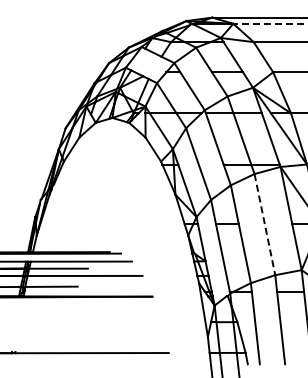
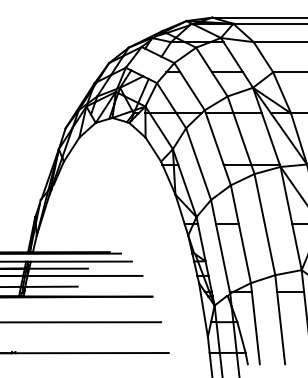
line: dashed -> solid (270, 23)
line: dashed -> solid (264, 224)
line: none -> present (81, 322)
